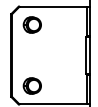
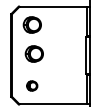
part: none -> present (33, 53)
part size: 20x18 px -> 13x12 px (32, 85)
